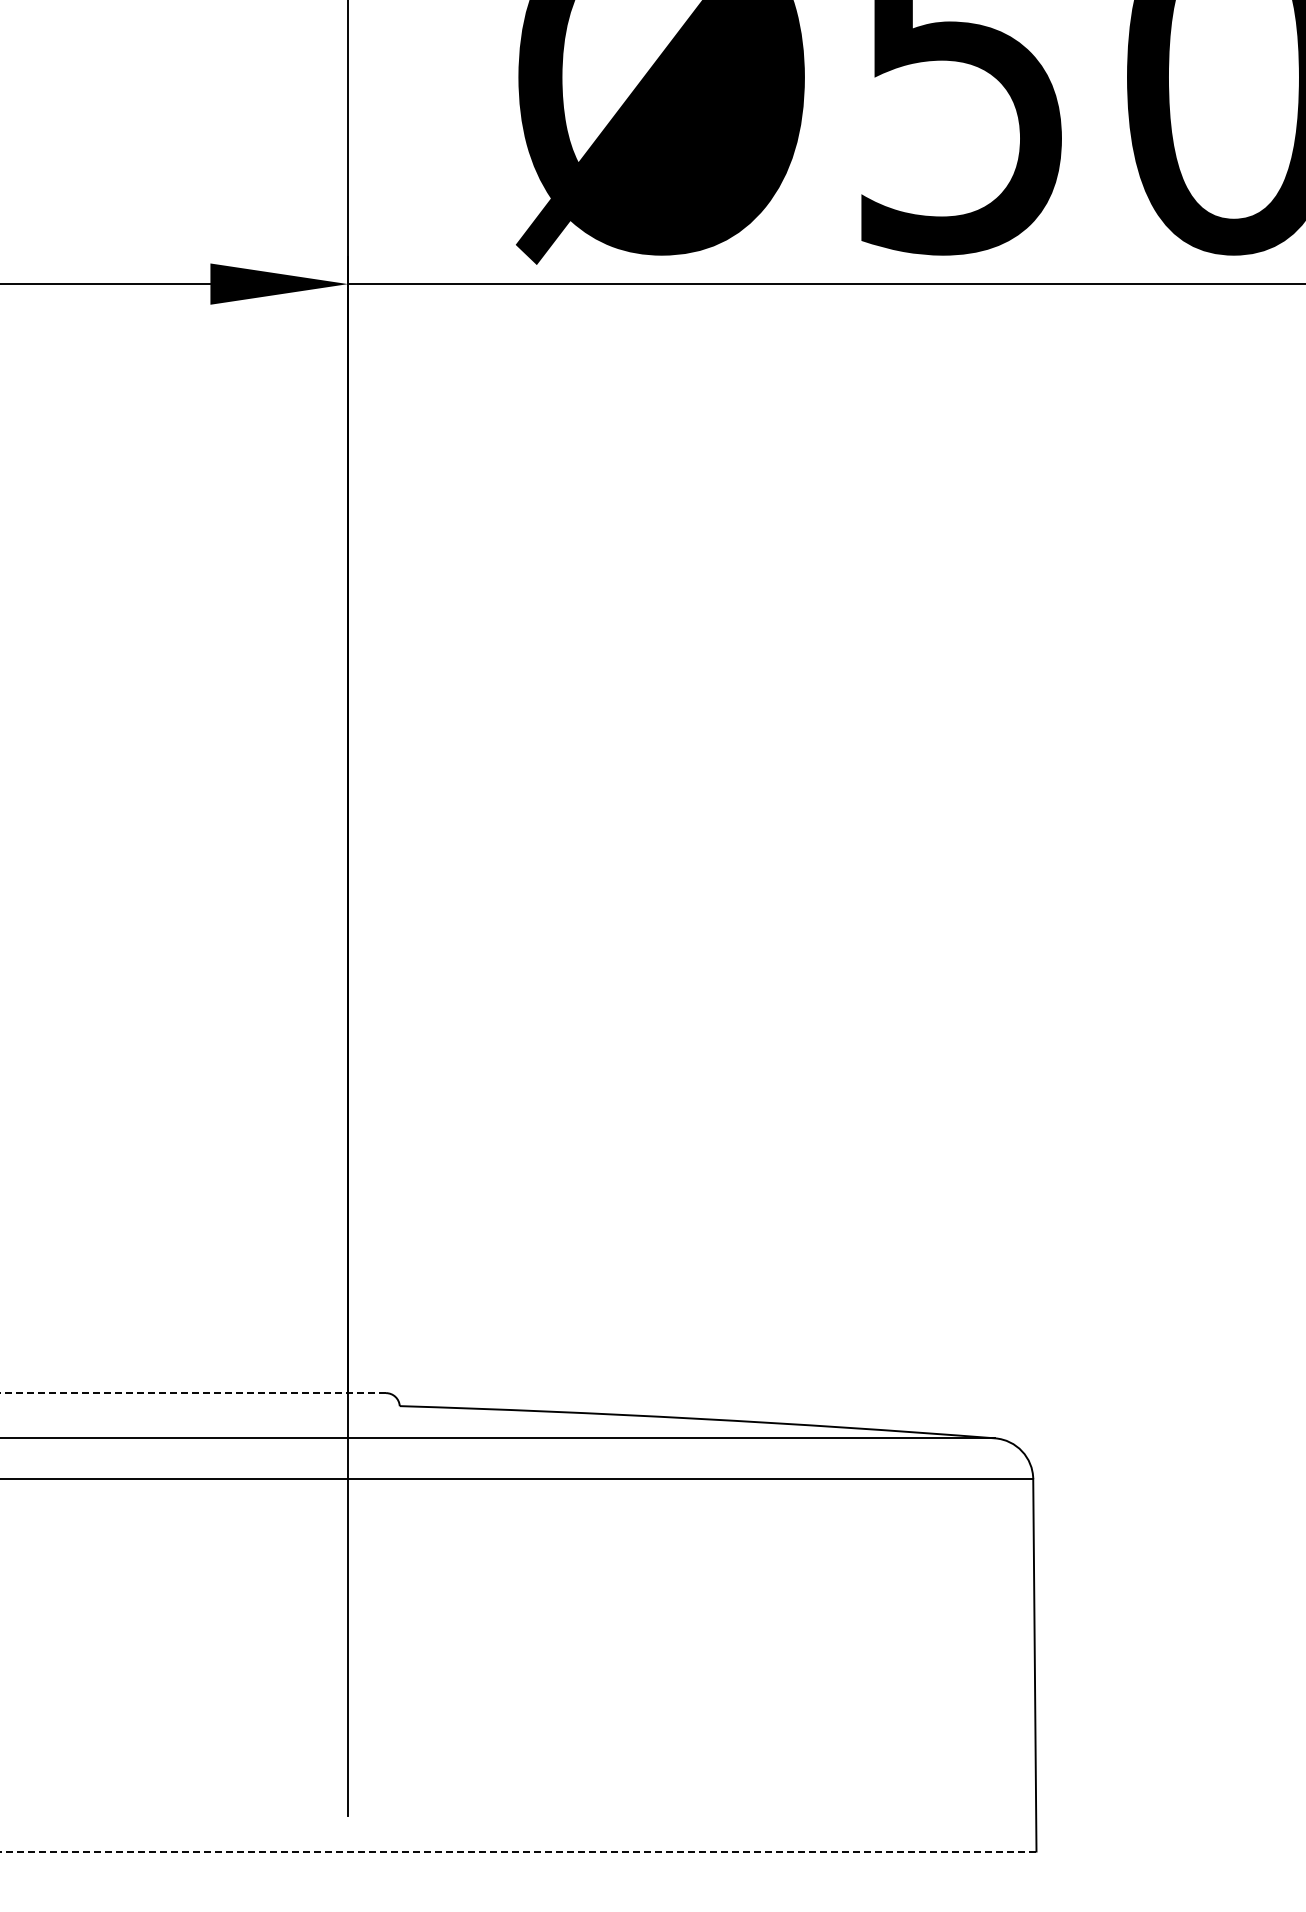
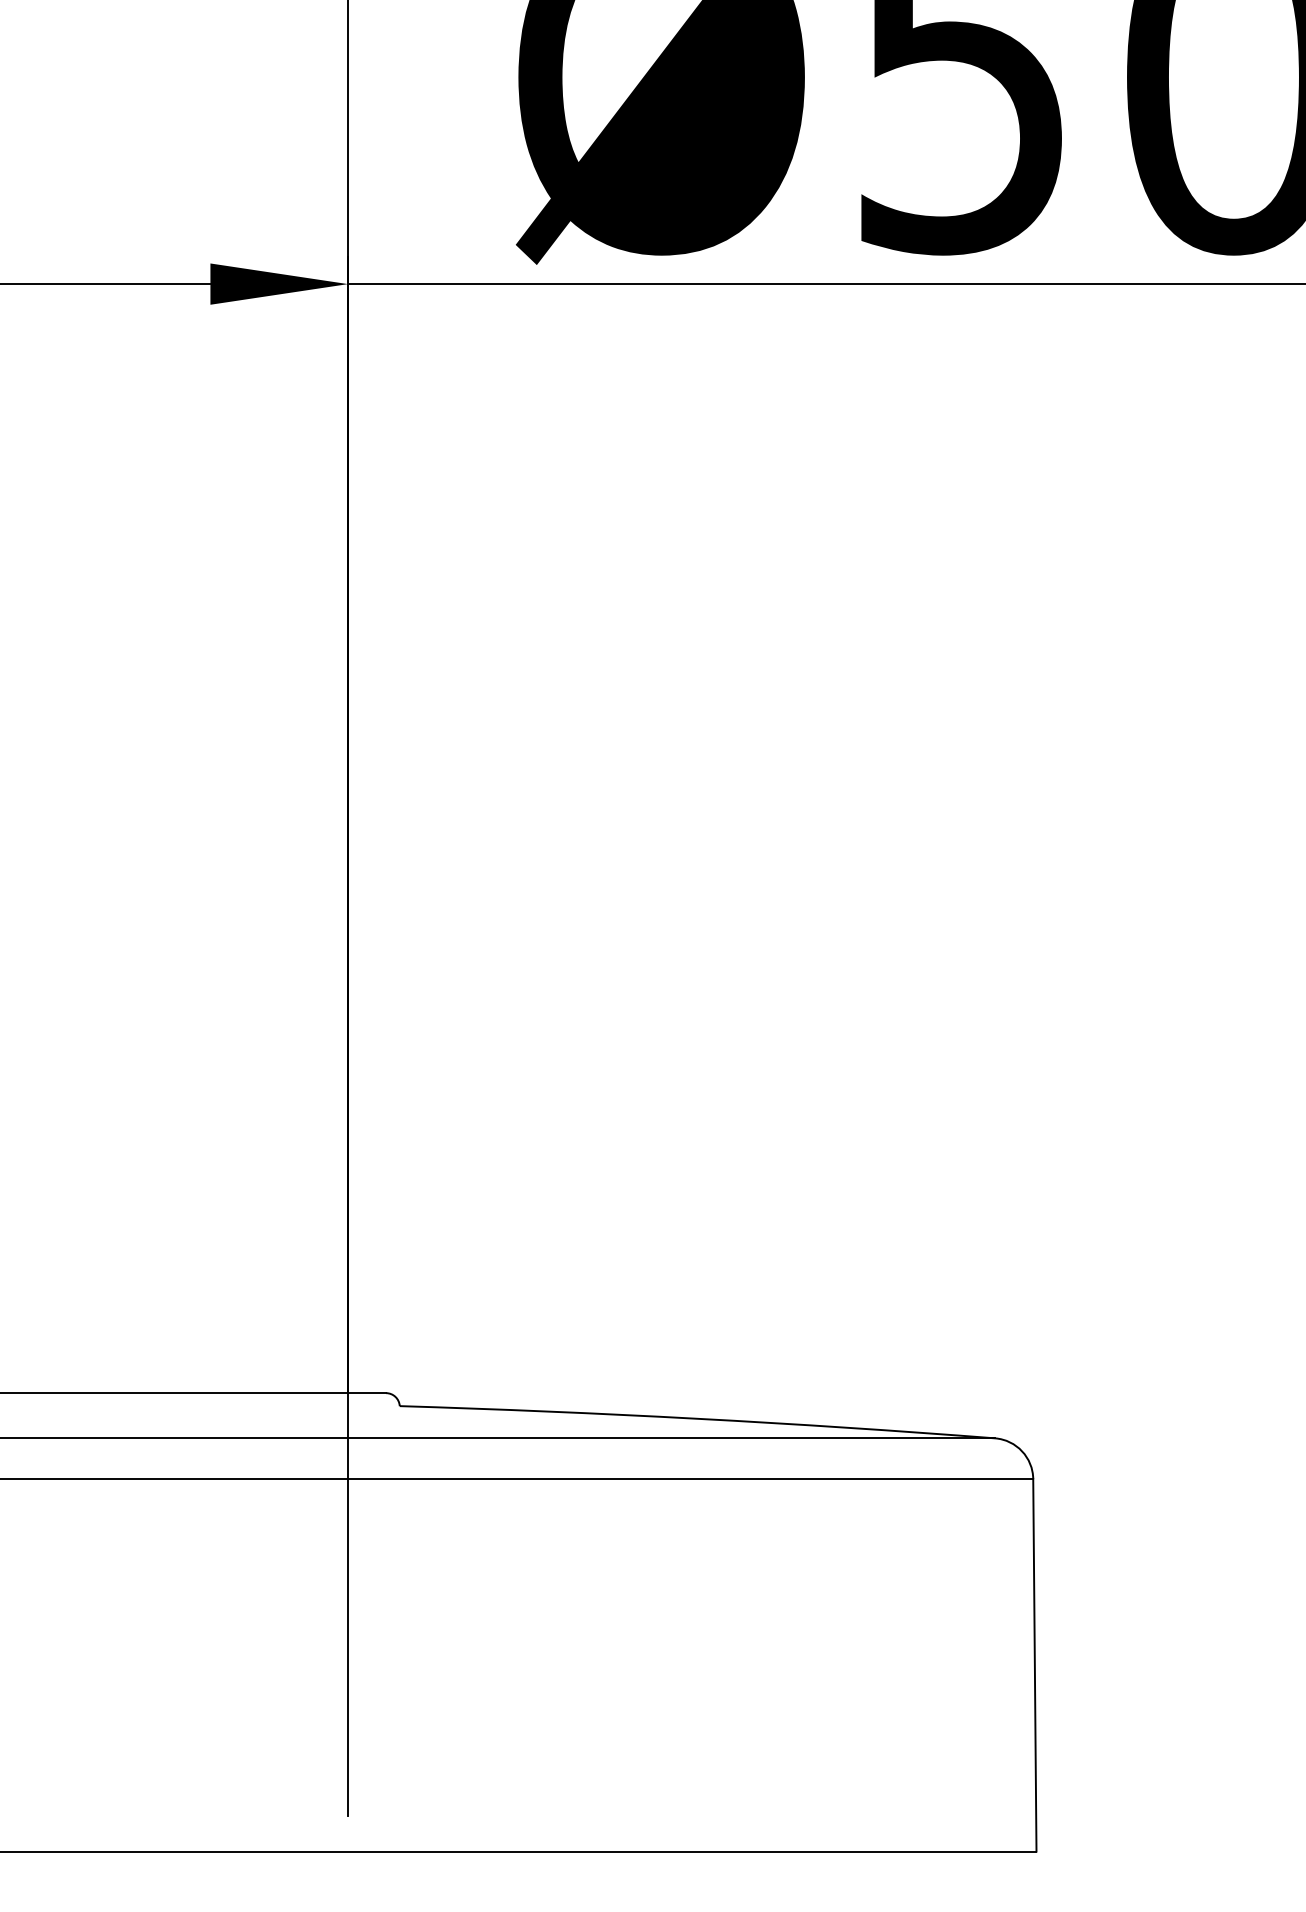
line: dashed -> solid (193, 1393)
line: dashed -> solid (518, 1851)
